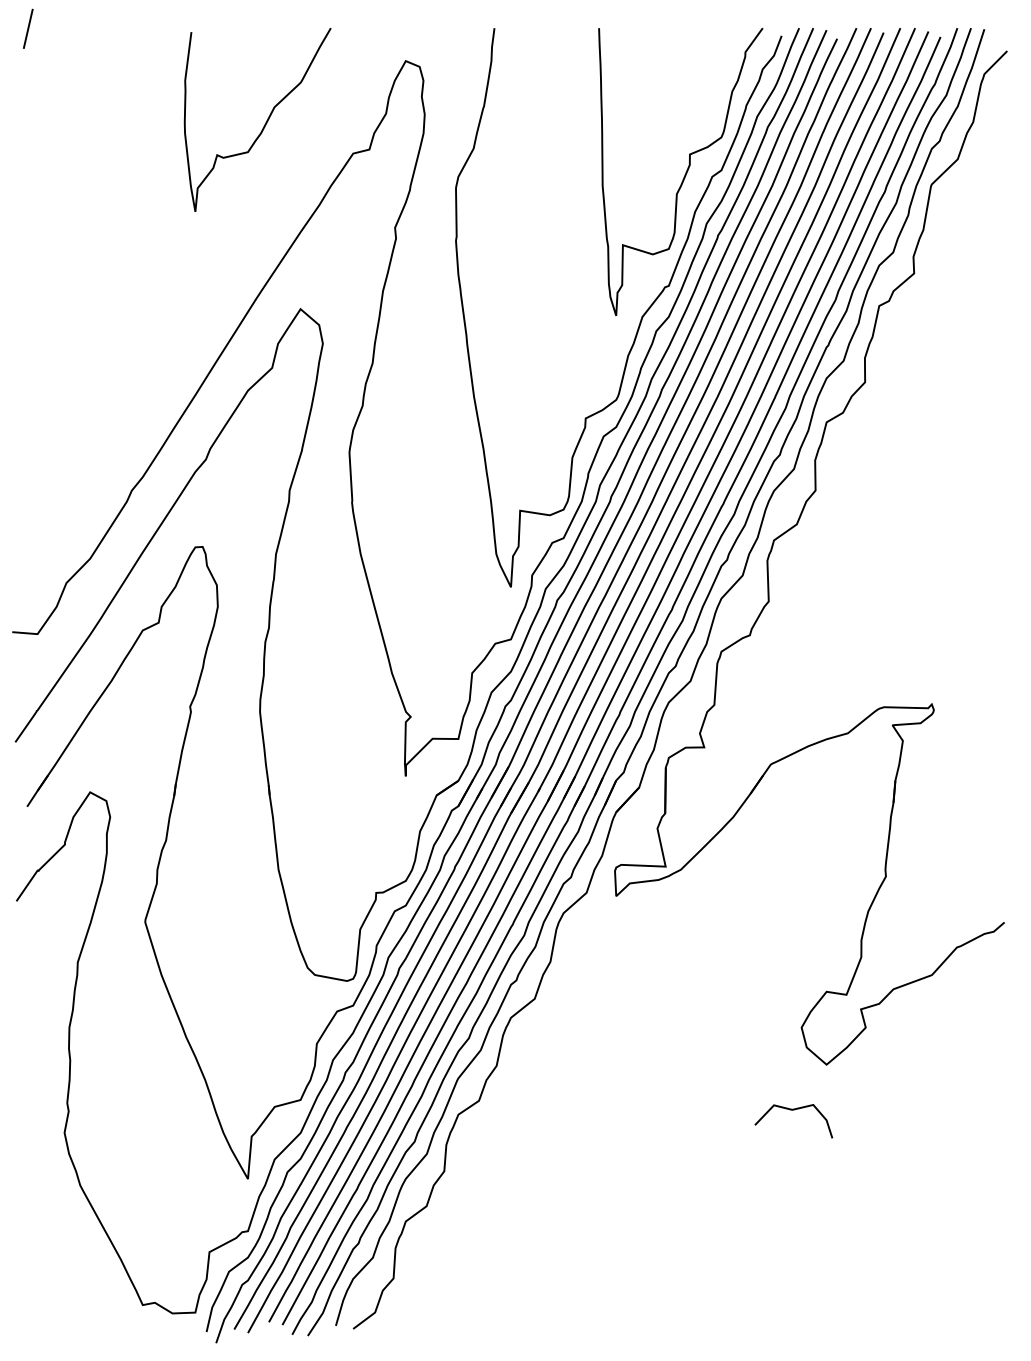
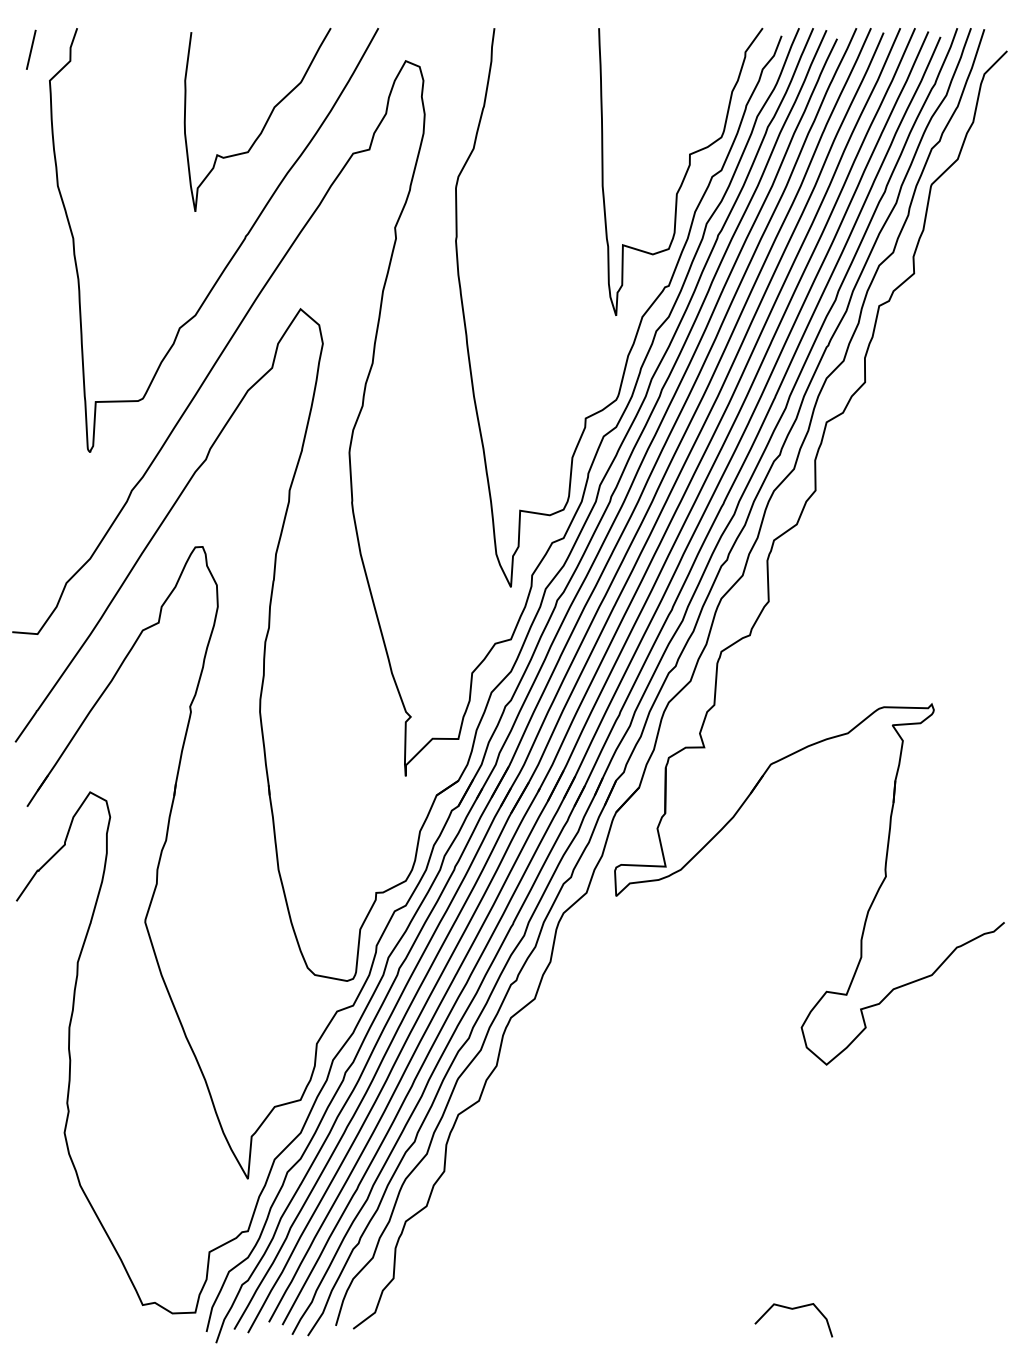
line position: (28, 28) -> (31, 49) (31, 49)
curve: none -> present (234, 252)
curve position: (793, 1110) -> (793, 1309) (793, 1309)
